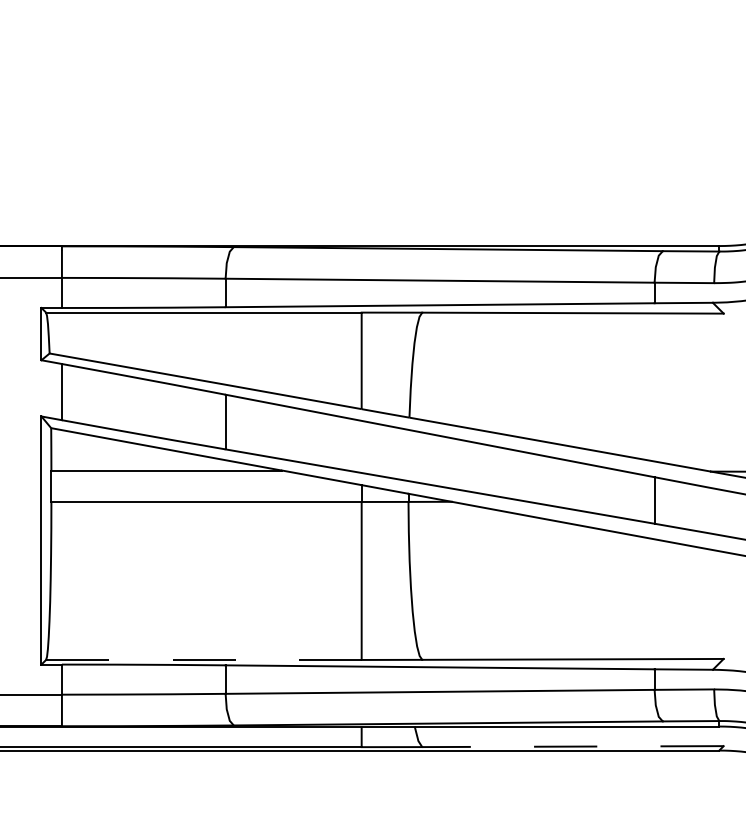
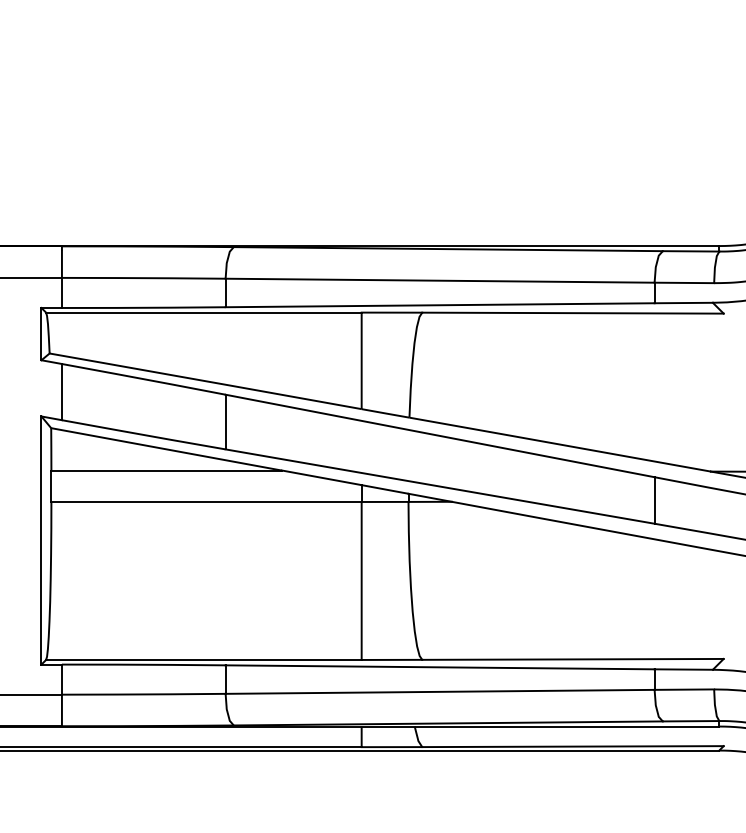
line: dashed -> solid (203, 659)
line: dashed -> solid (572, 746)
